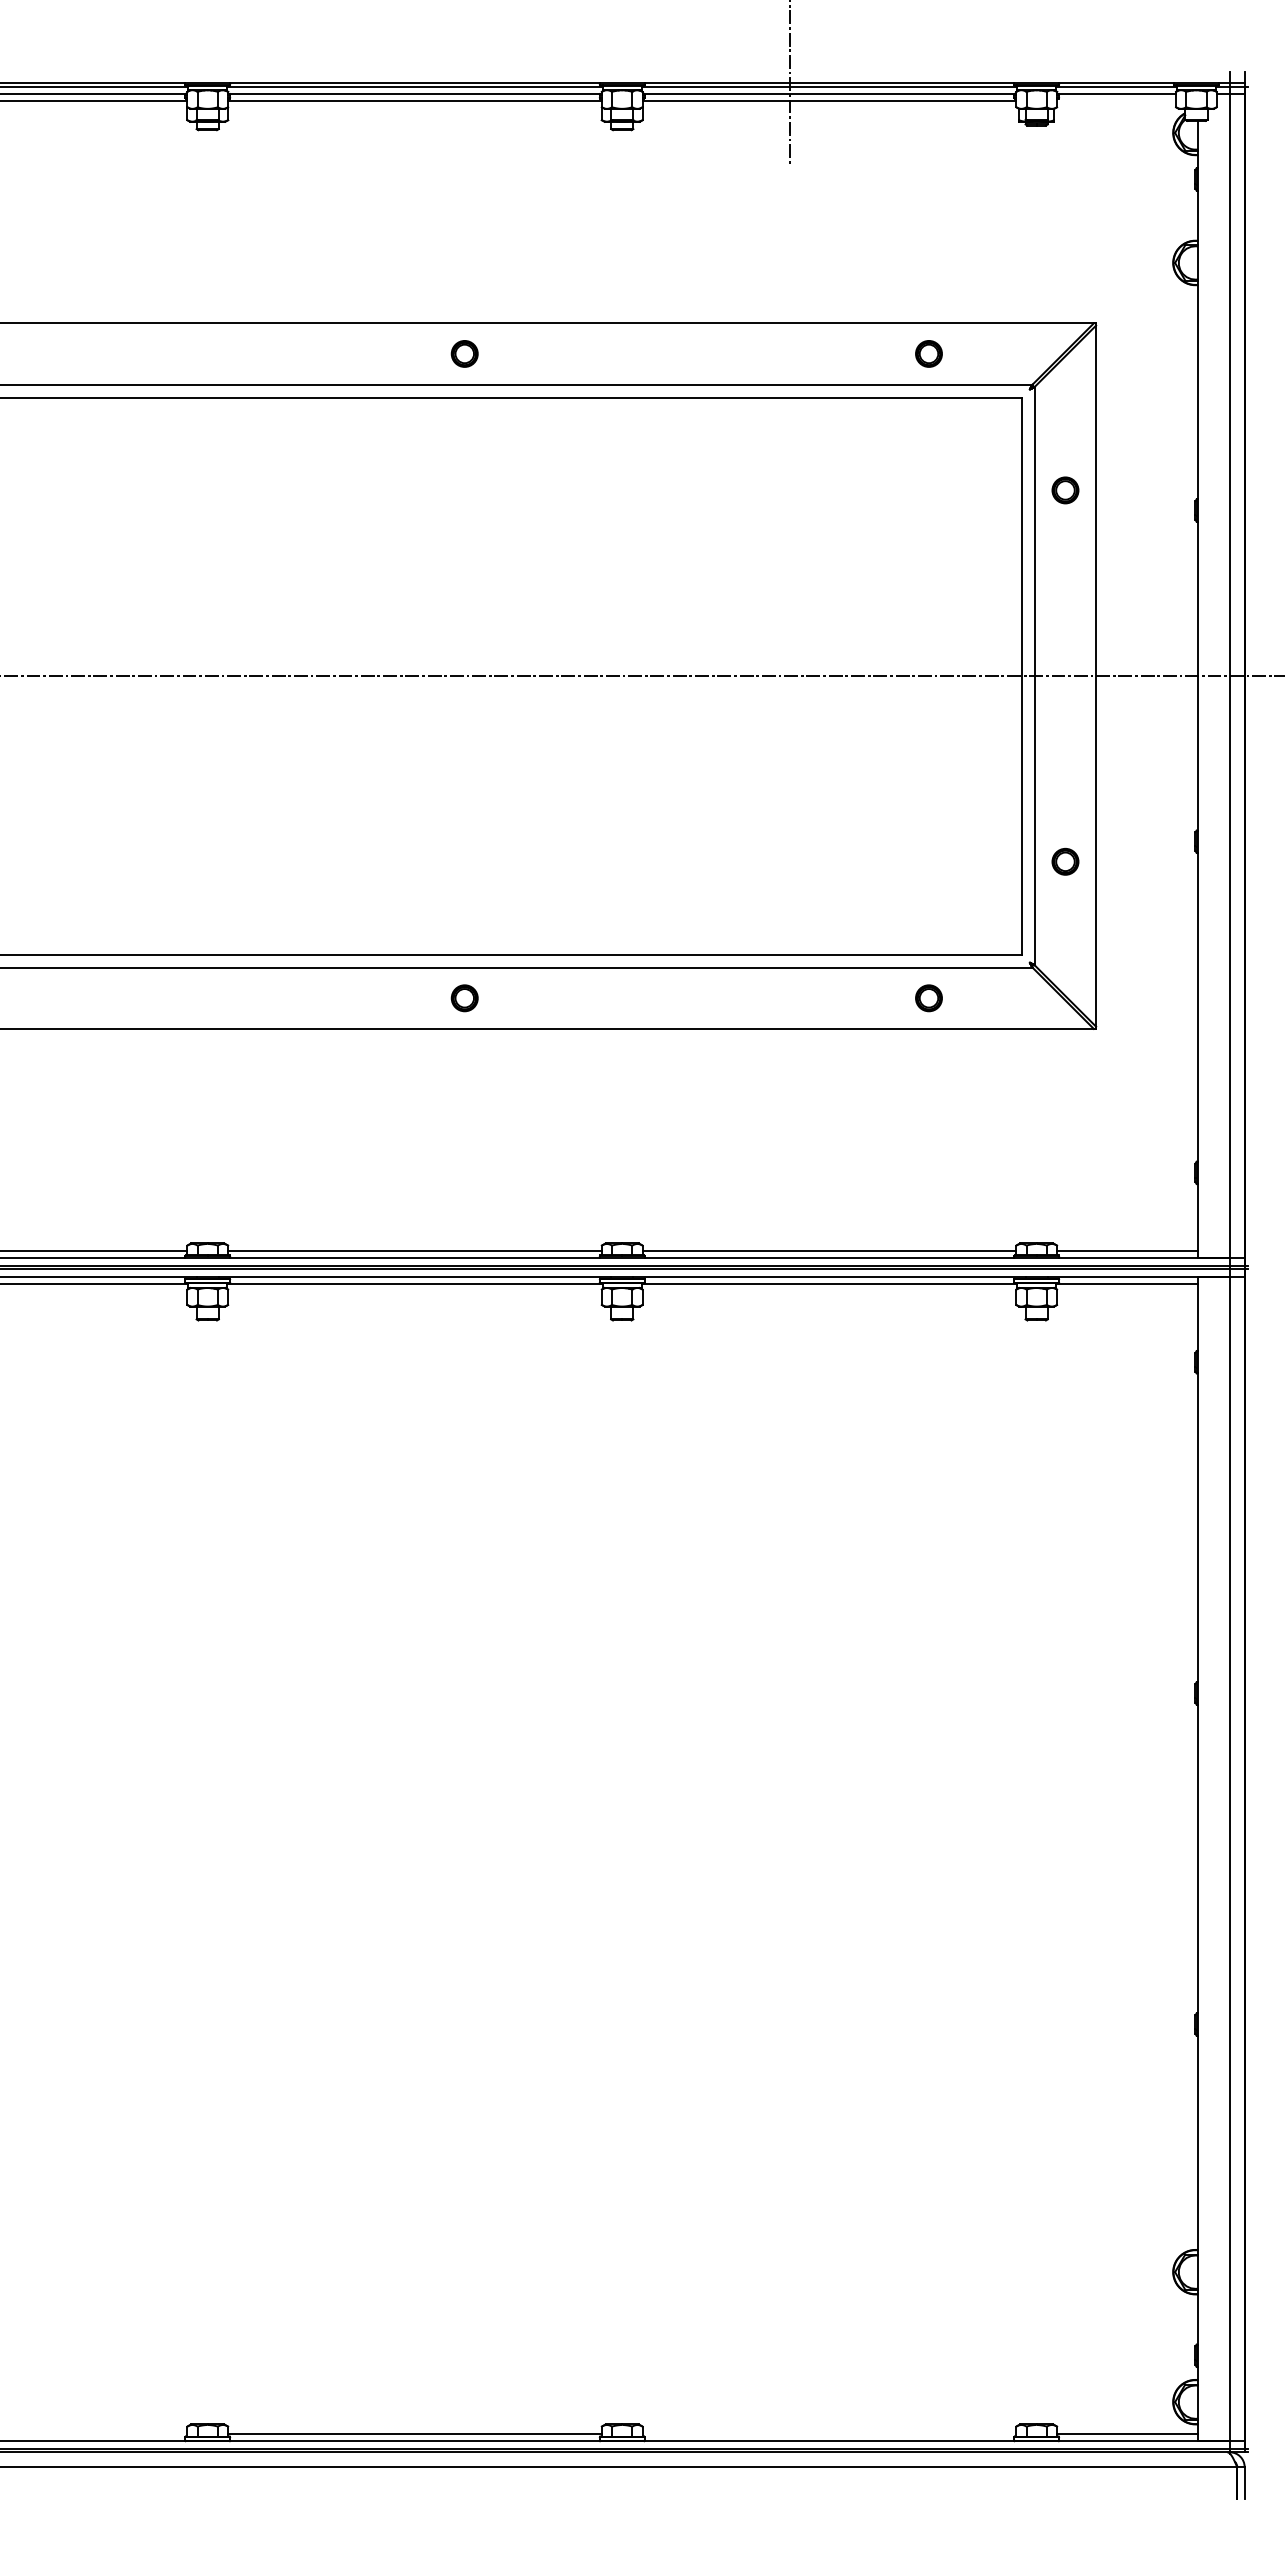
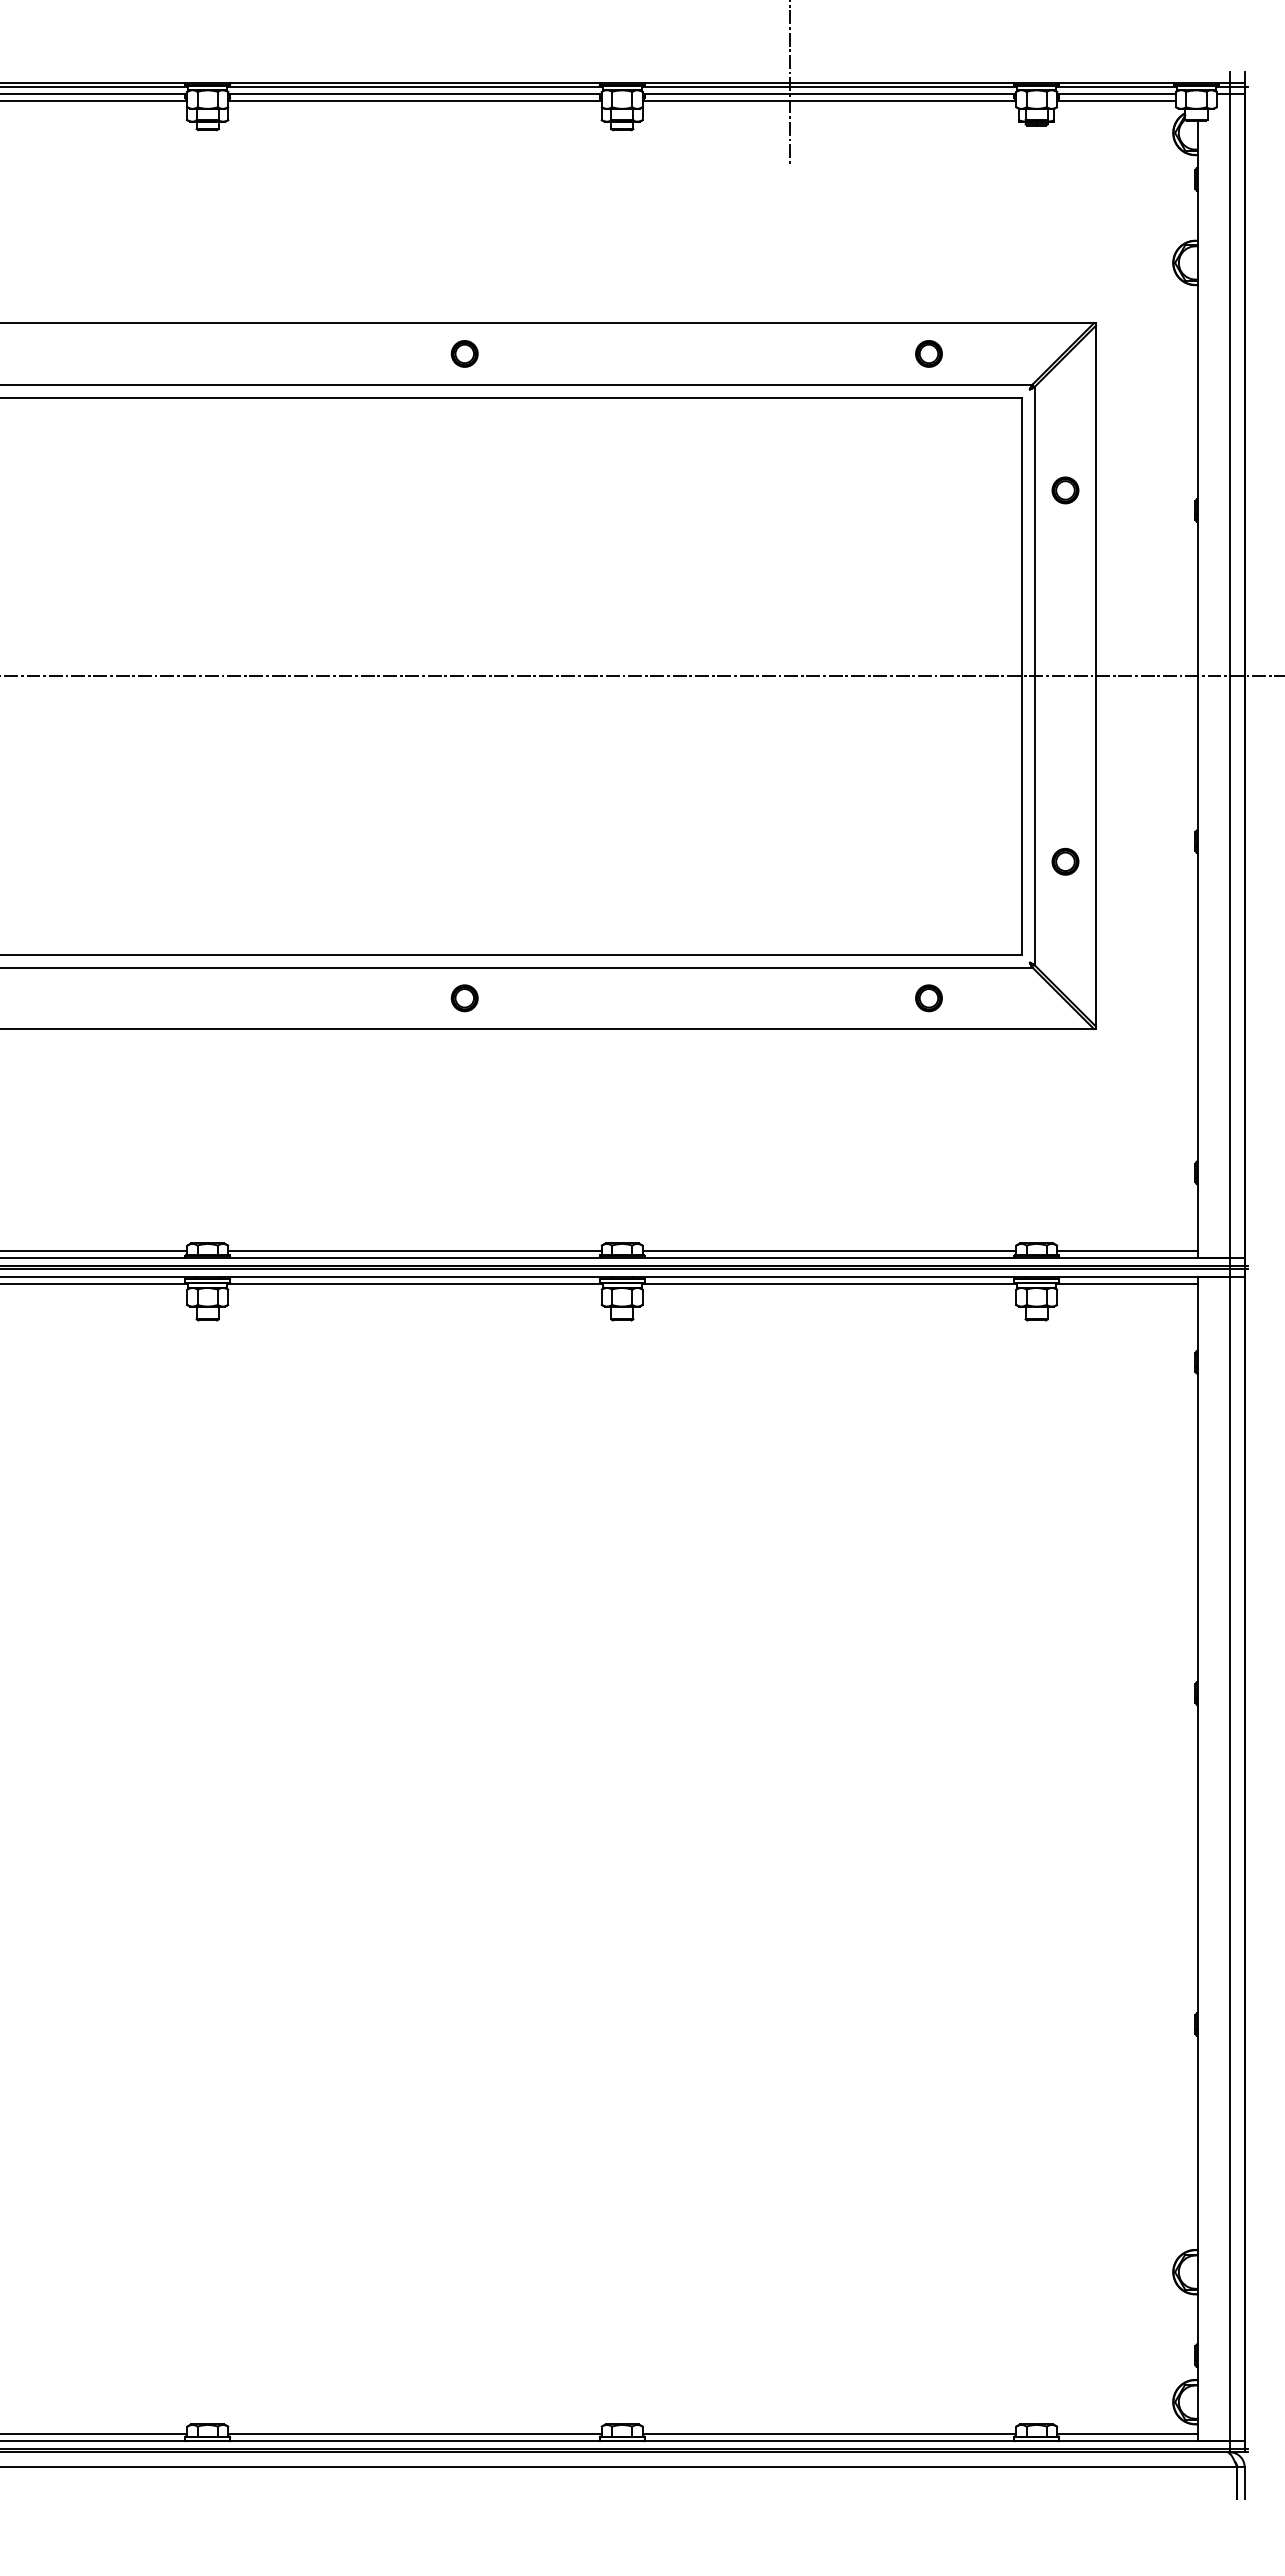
line: none -> present (1116, 101)
line: none -> present (94, 2433)
line: none -> present (829, 2433)
